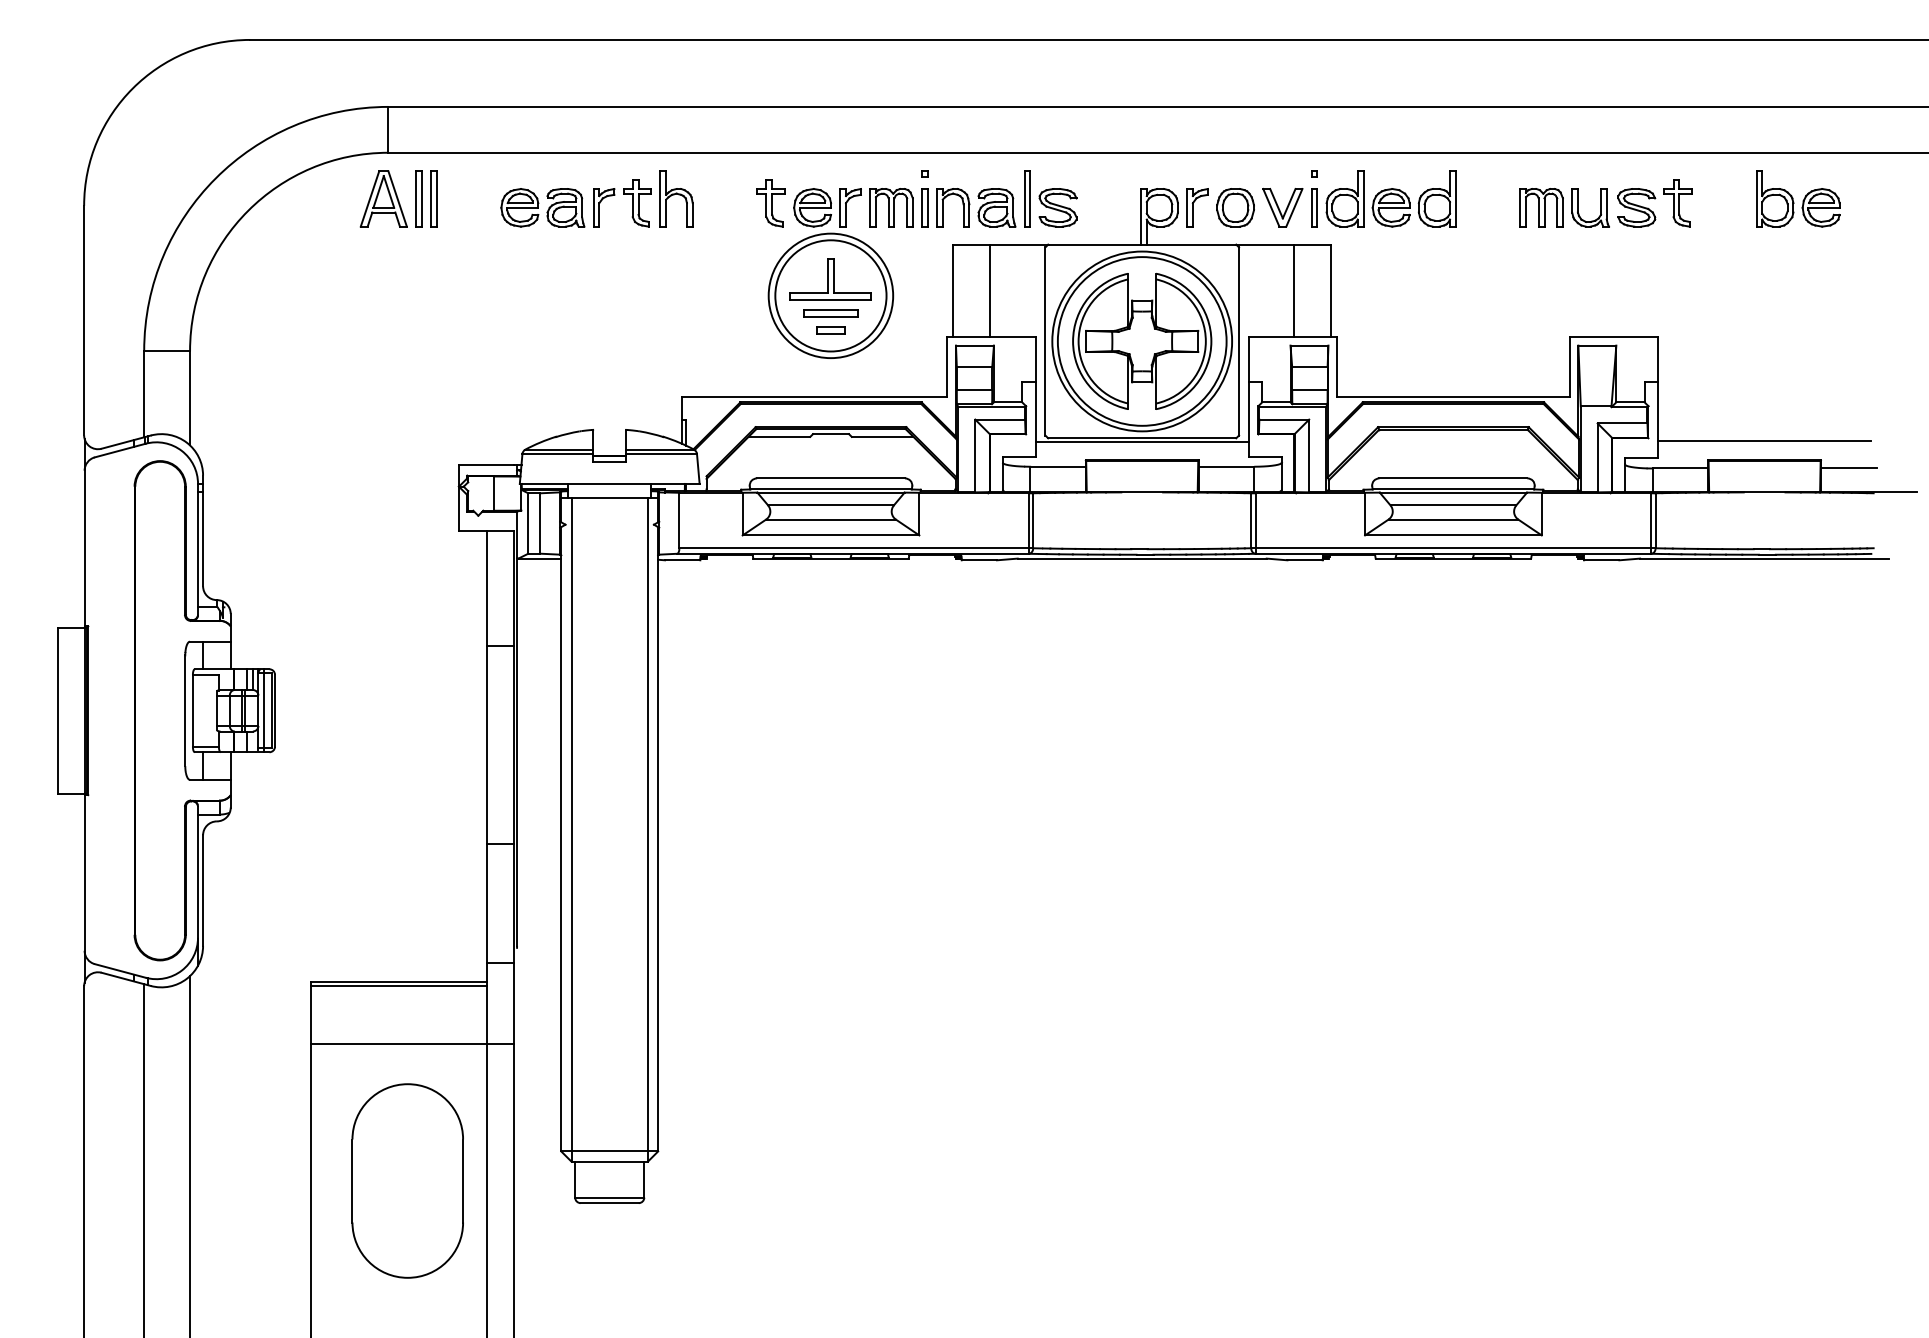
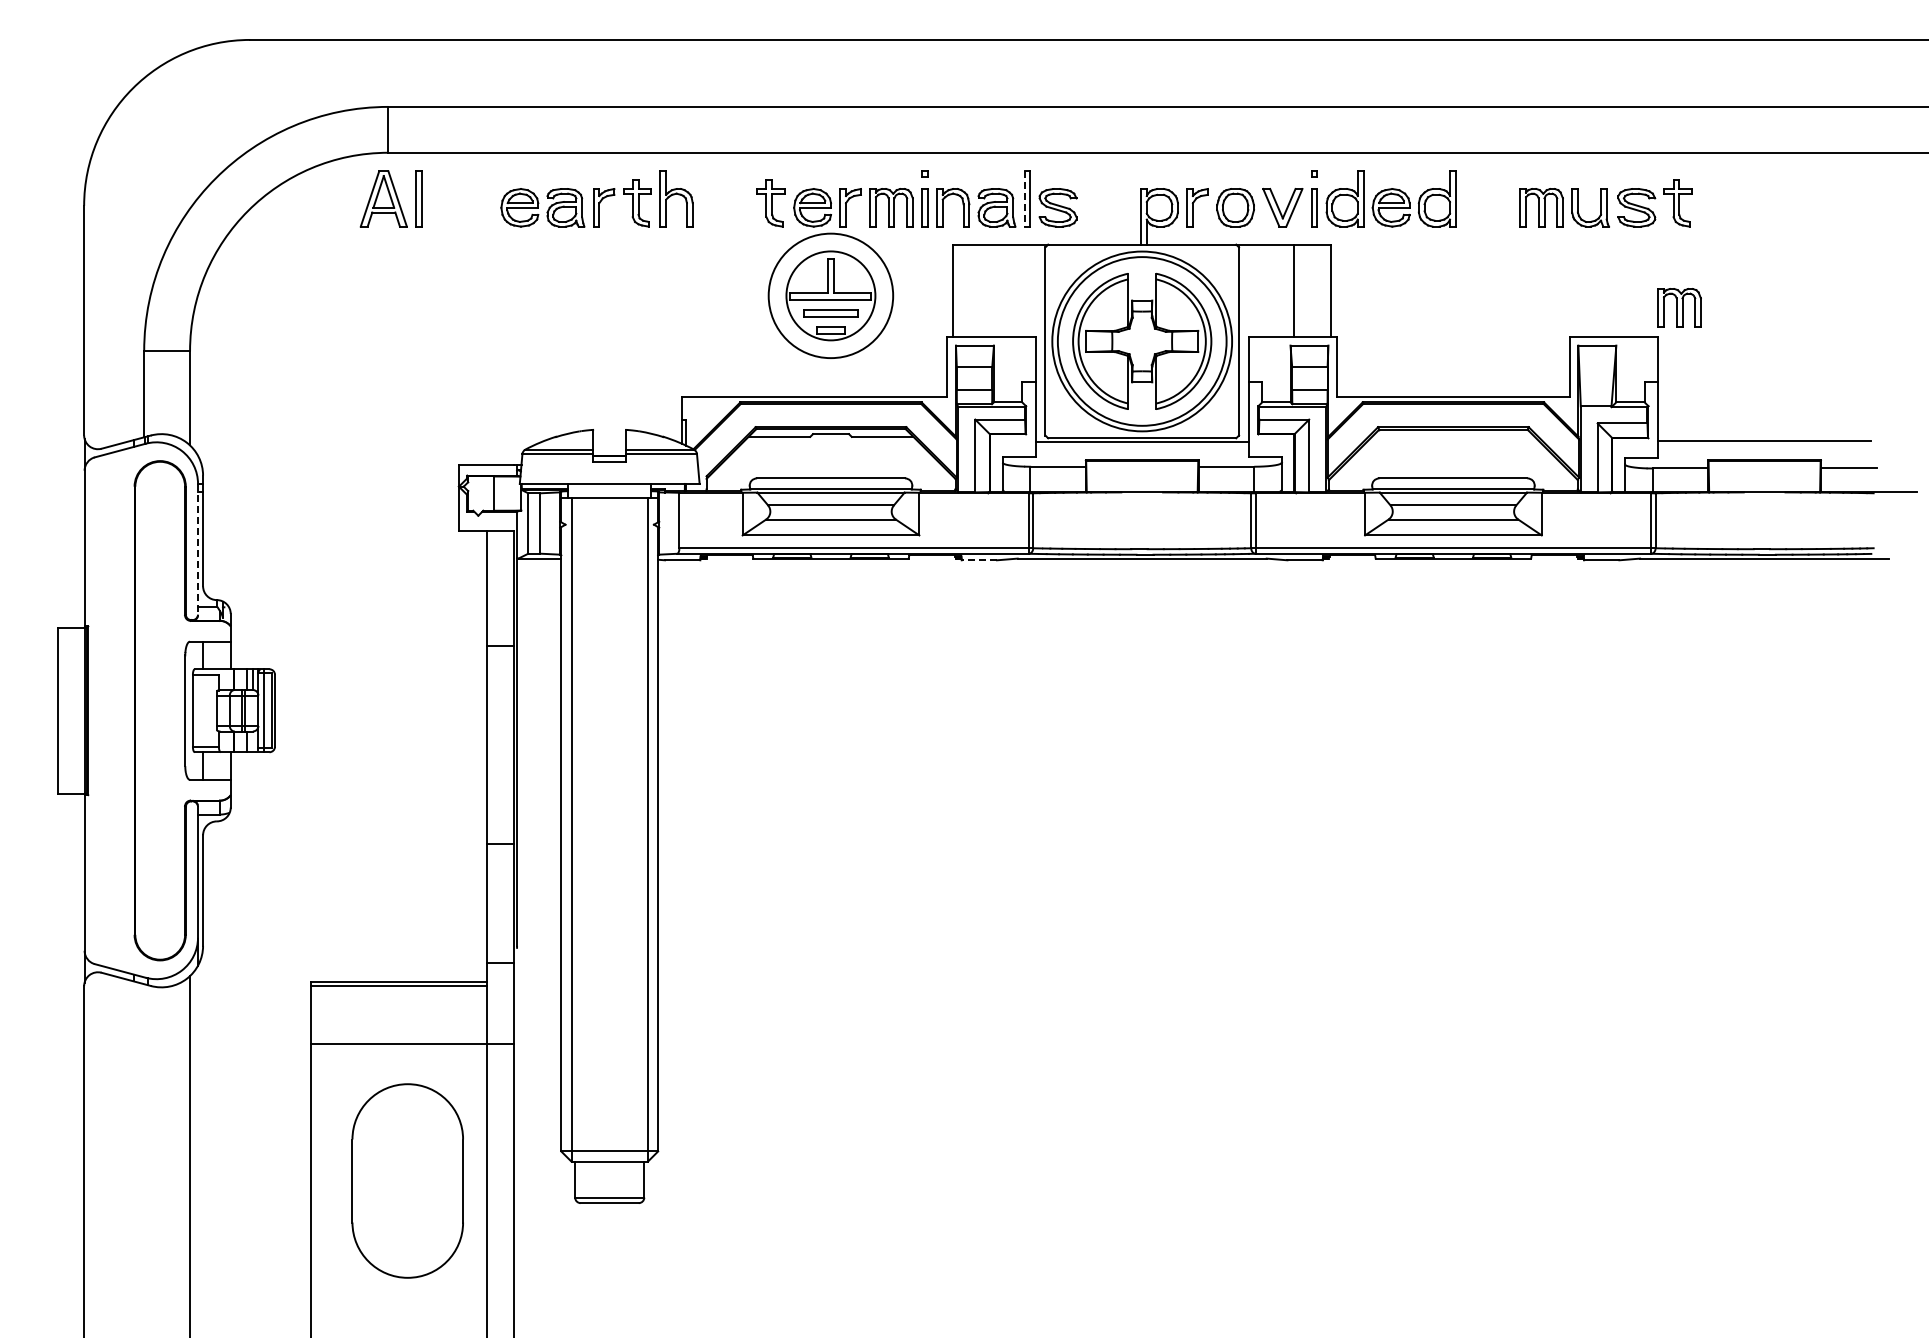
part: present -> none (433, 198)
part: present -> none (1798, 198)
line: solid -> dashed (1024, 199)
line: present -> none (990, 290)
circle diameter: 111 px -> 89 px (830, 295)
part: none -> present (1679, 307)
line: solid -> dashed (198, 549)
line: solid -> dashed (979, 560)
line: present -> none (144, 1159)
